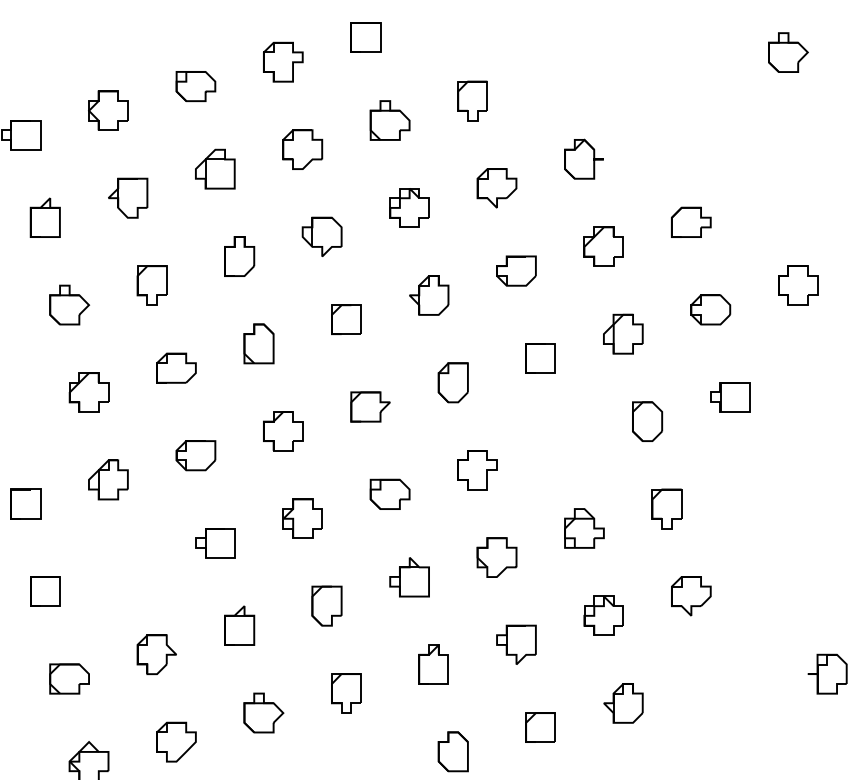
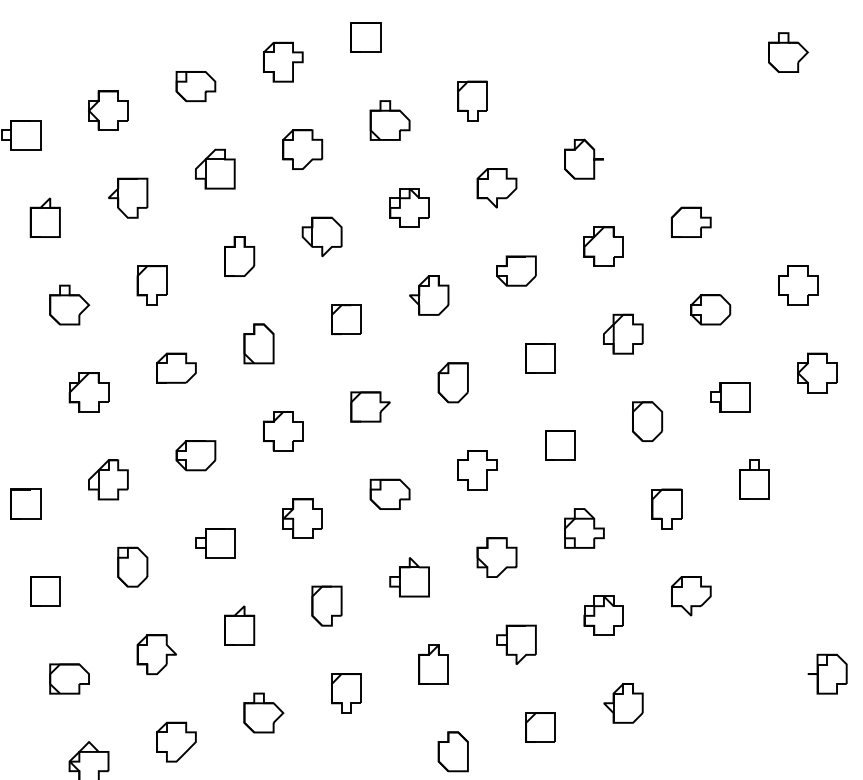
part: none -> present (817, 372)
part: none -> present (560, 445)
part: none -> present (754, 479)
part: none -> present (132, 566)
